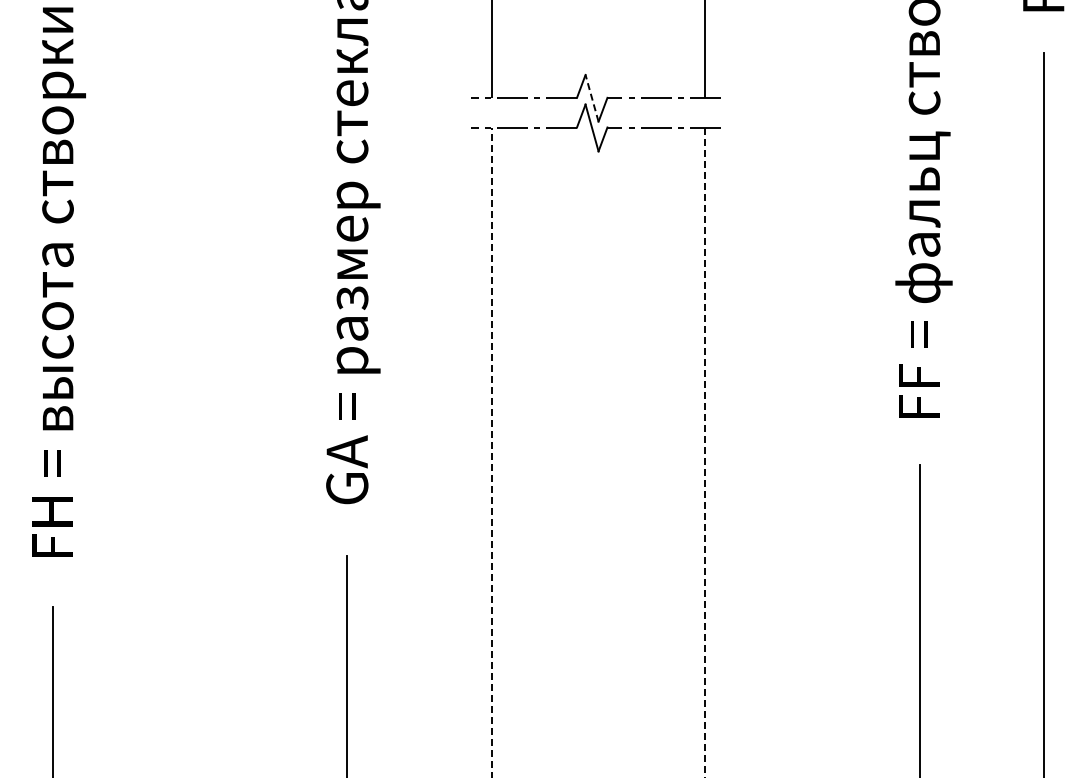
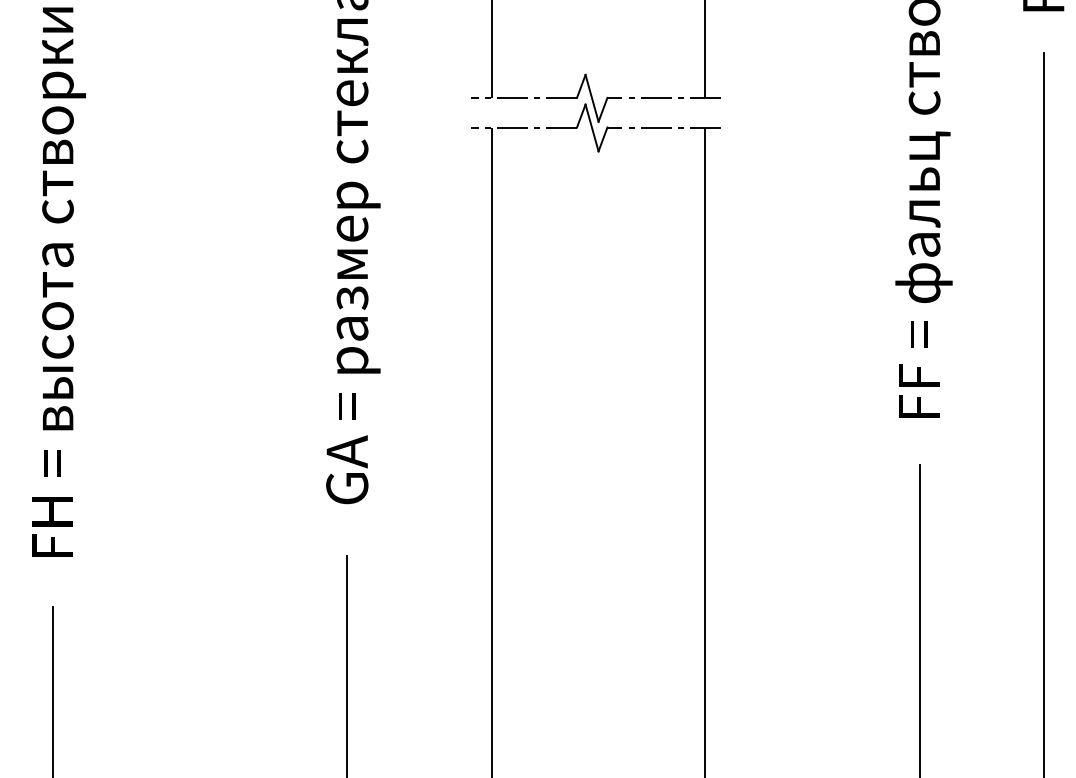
line: dashed -> solid (591, 97)
line: dashed -> solid (491, 777)
